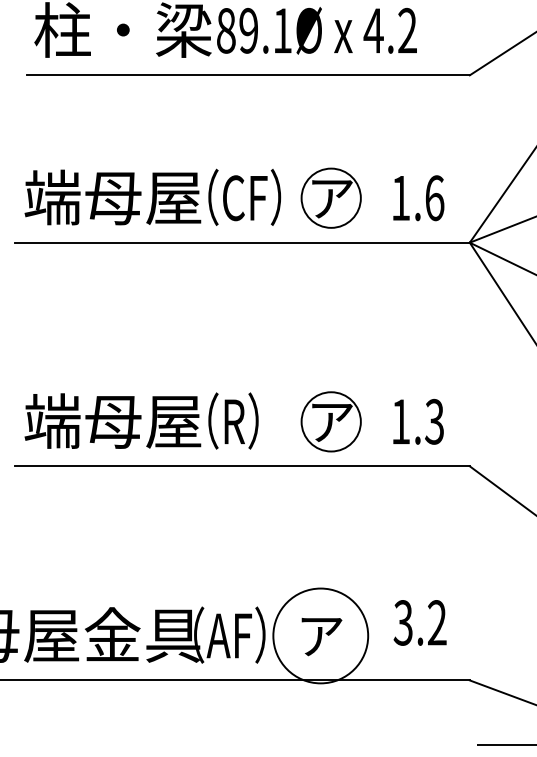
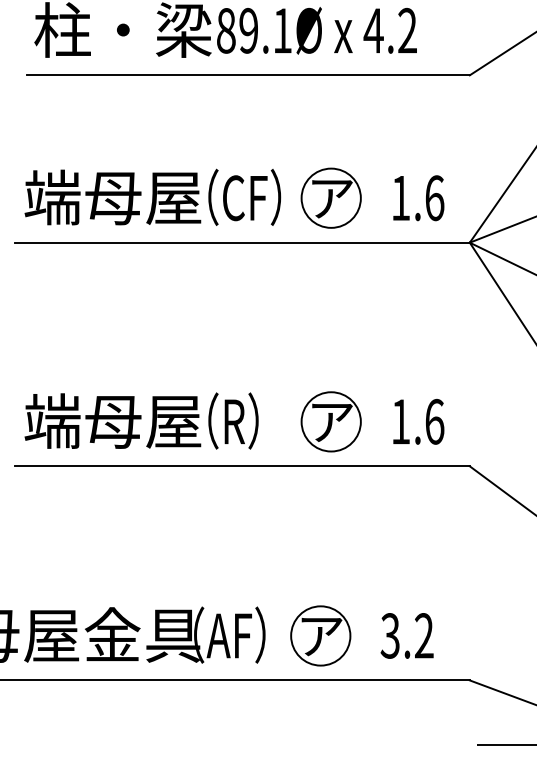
text: 1.3 -> 1.6 (434, 421)
text position: (419, 622) -> (406, 635) (406, 635)
circle diameter: 95 px -> 59 px (320, 635)
